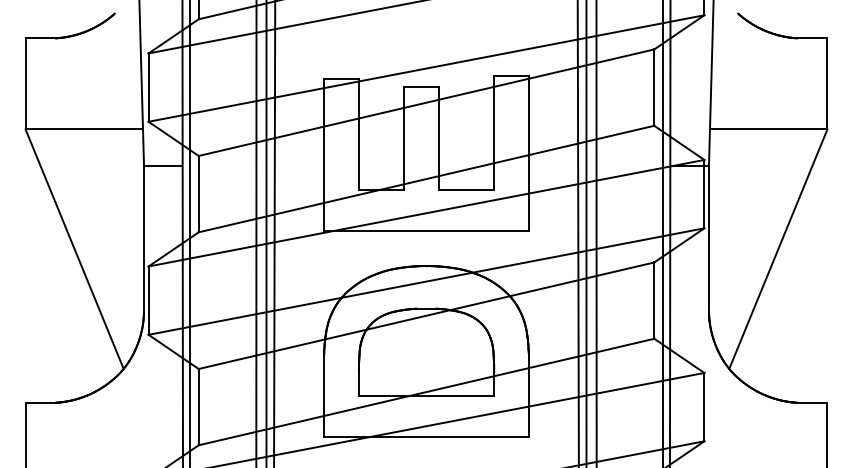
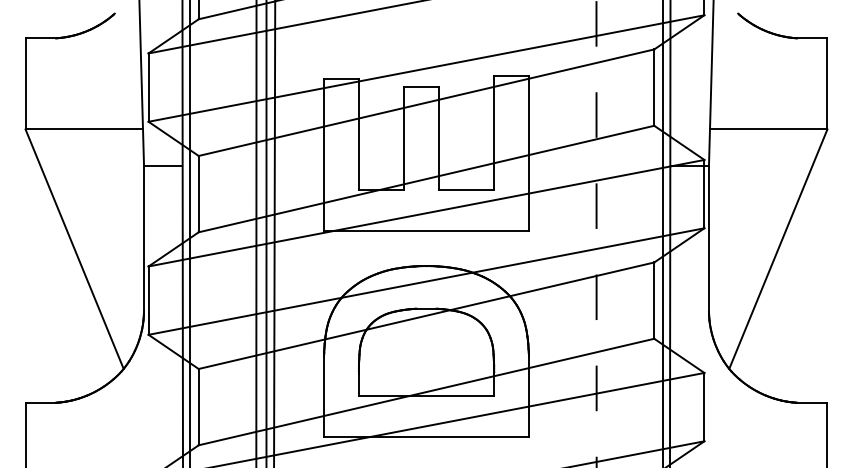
line: present -> none (577, 233)
line: present -> none (586, 233)
line: solid -> dashed (596, 233)
